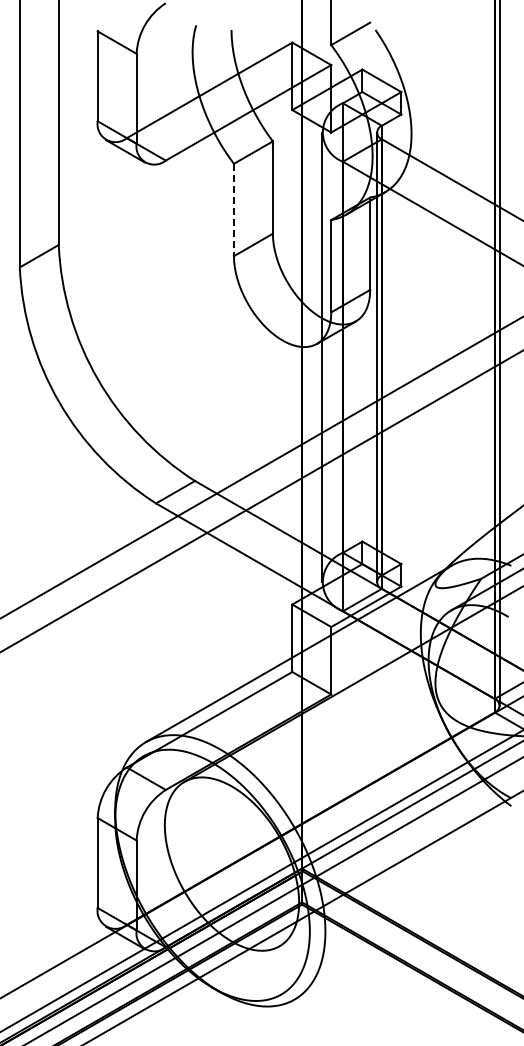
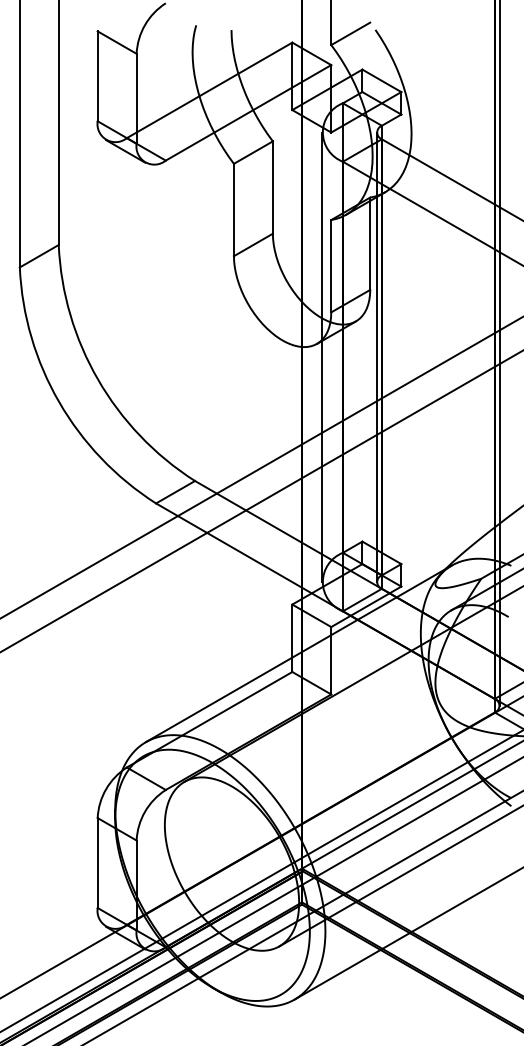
line: dashed -> solid (233, 210)
line: none -> present (399, 876)
line: none -> present (407, 934)
